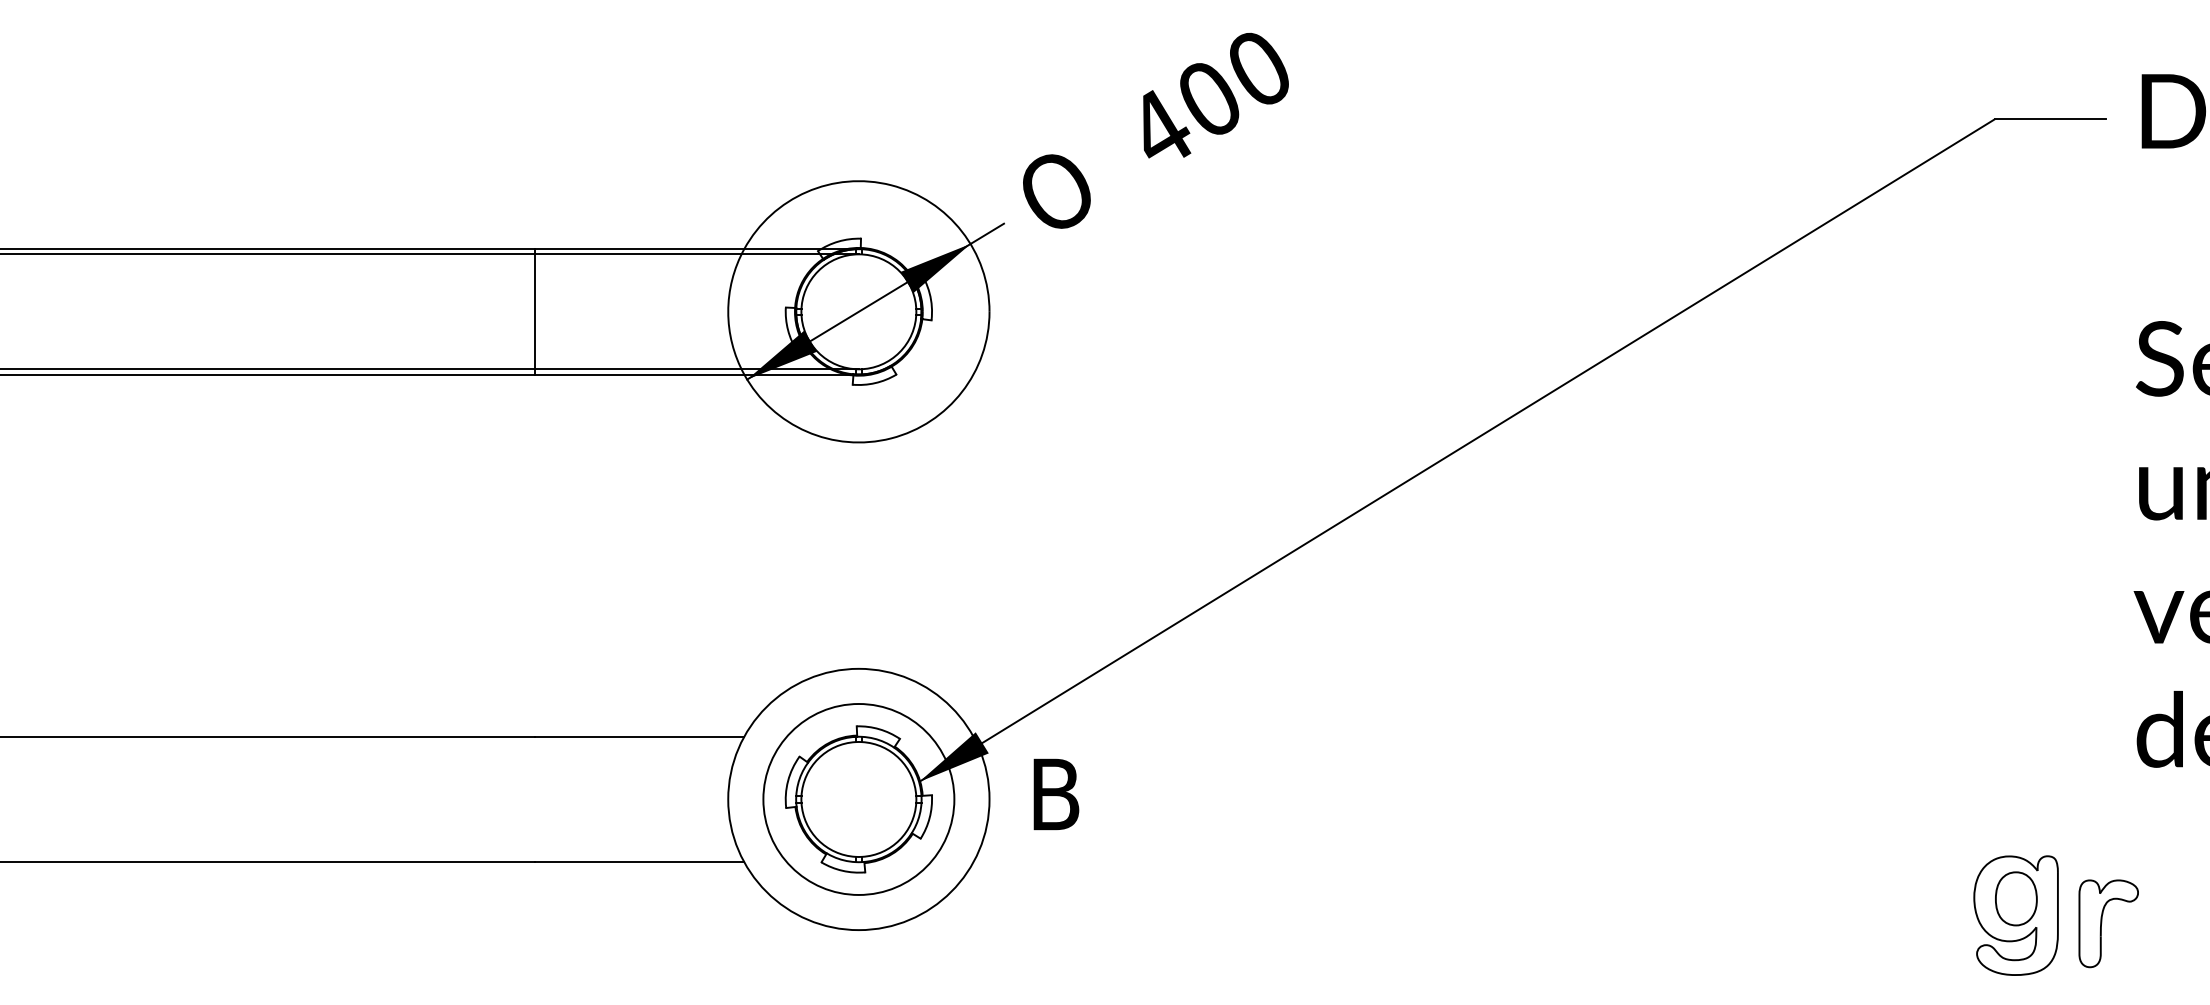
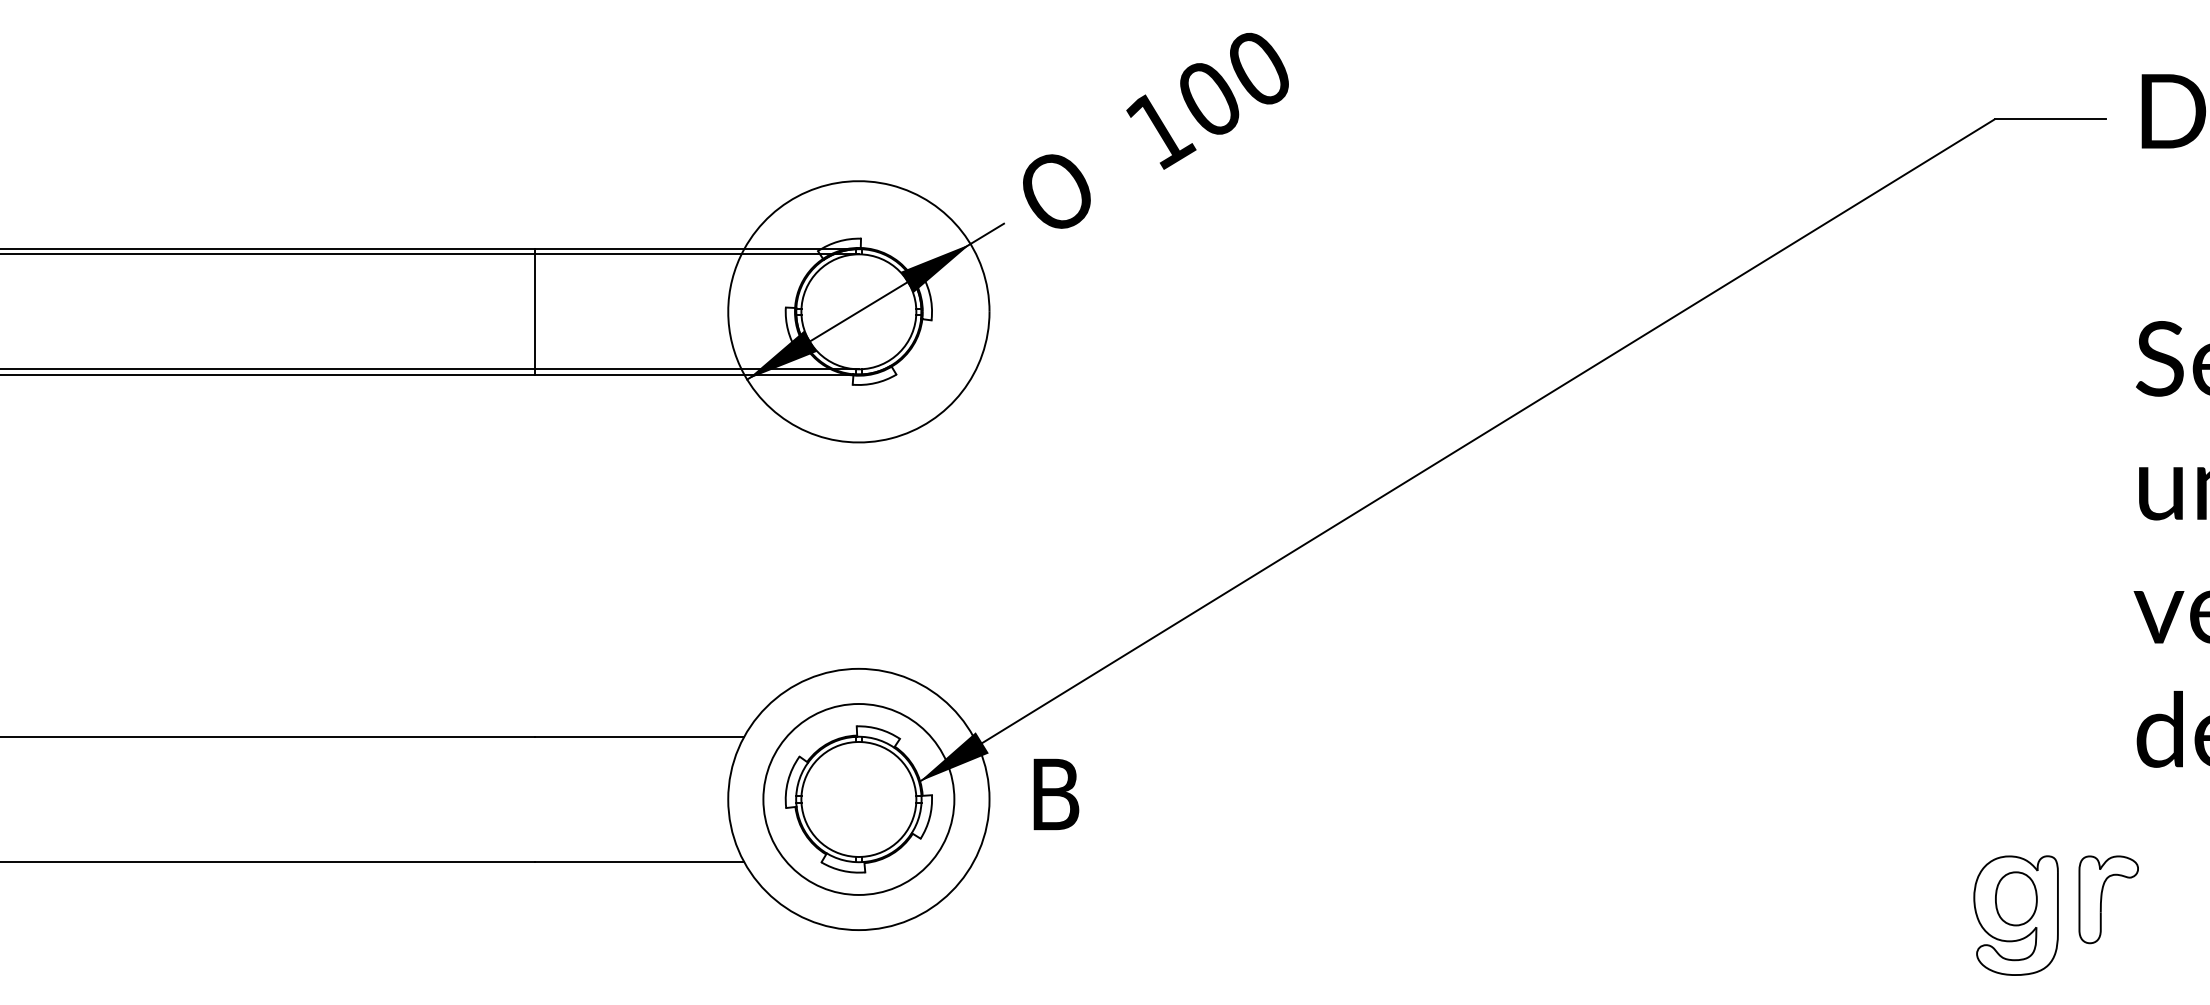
text: 400 -> 100 (1161, 129)
part position: (2108, 923) -> (2108, 899) (2108, 899)
